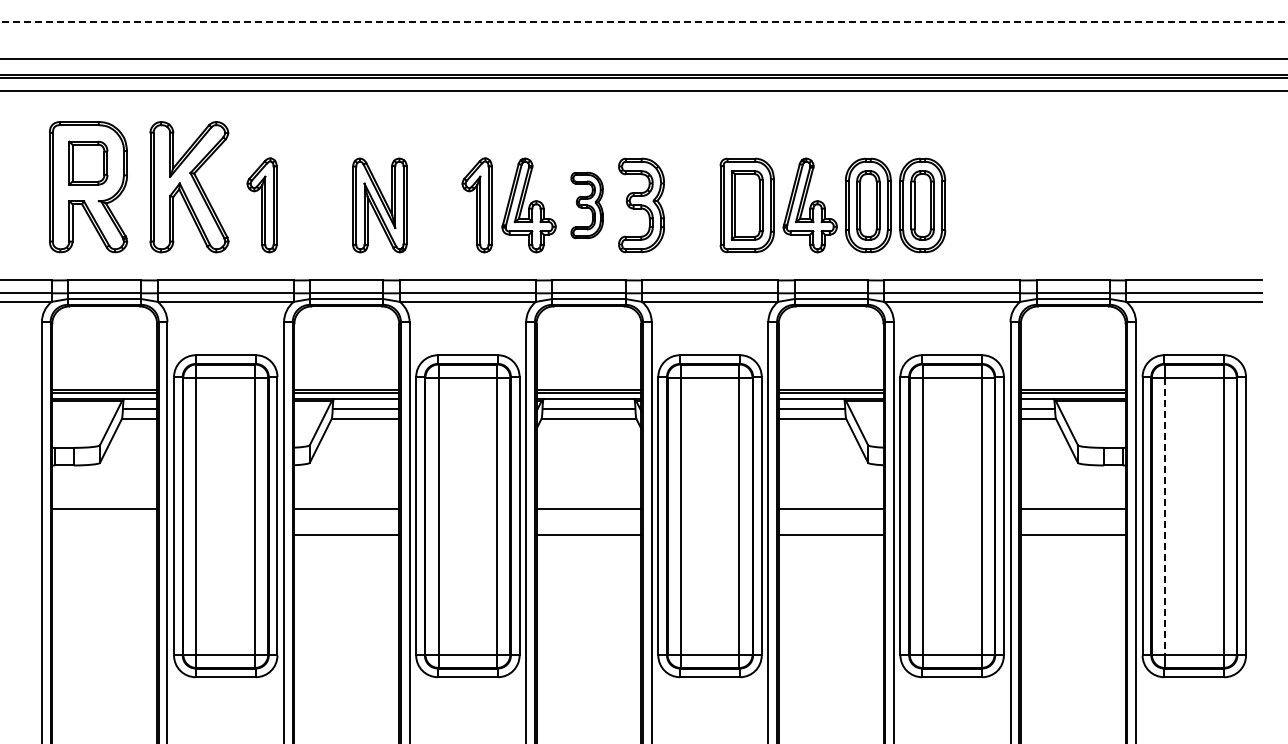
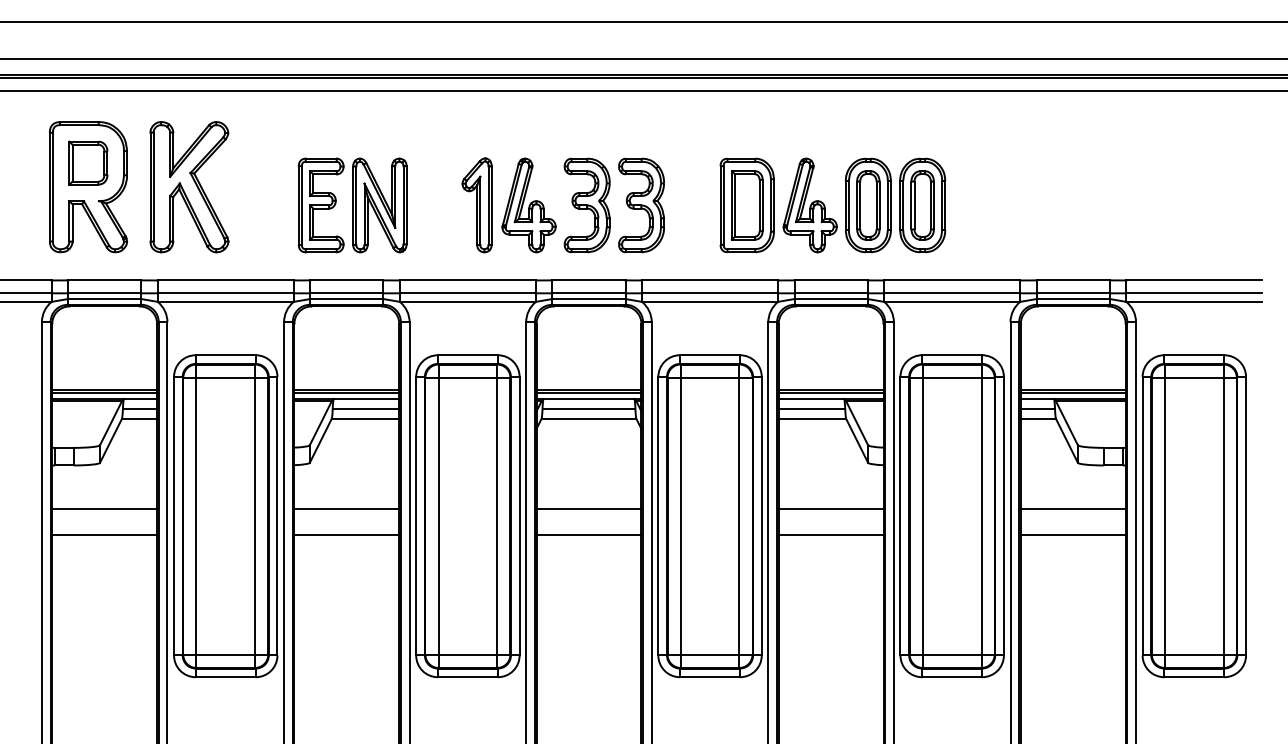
line: dashed -> solid (643, 22)
part: present -> none (261, 205)
part: none -> present (320, 205)
part size: 34x69 px -> 48x97 px (586, 205)
line: dashed -> solid (1164, 516)
line: none -> present (104, 534)
